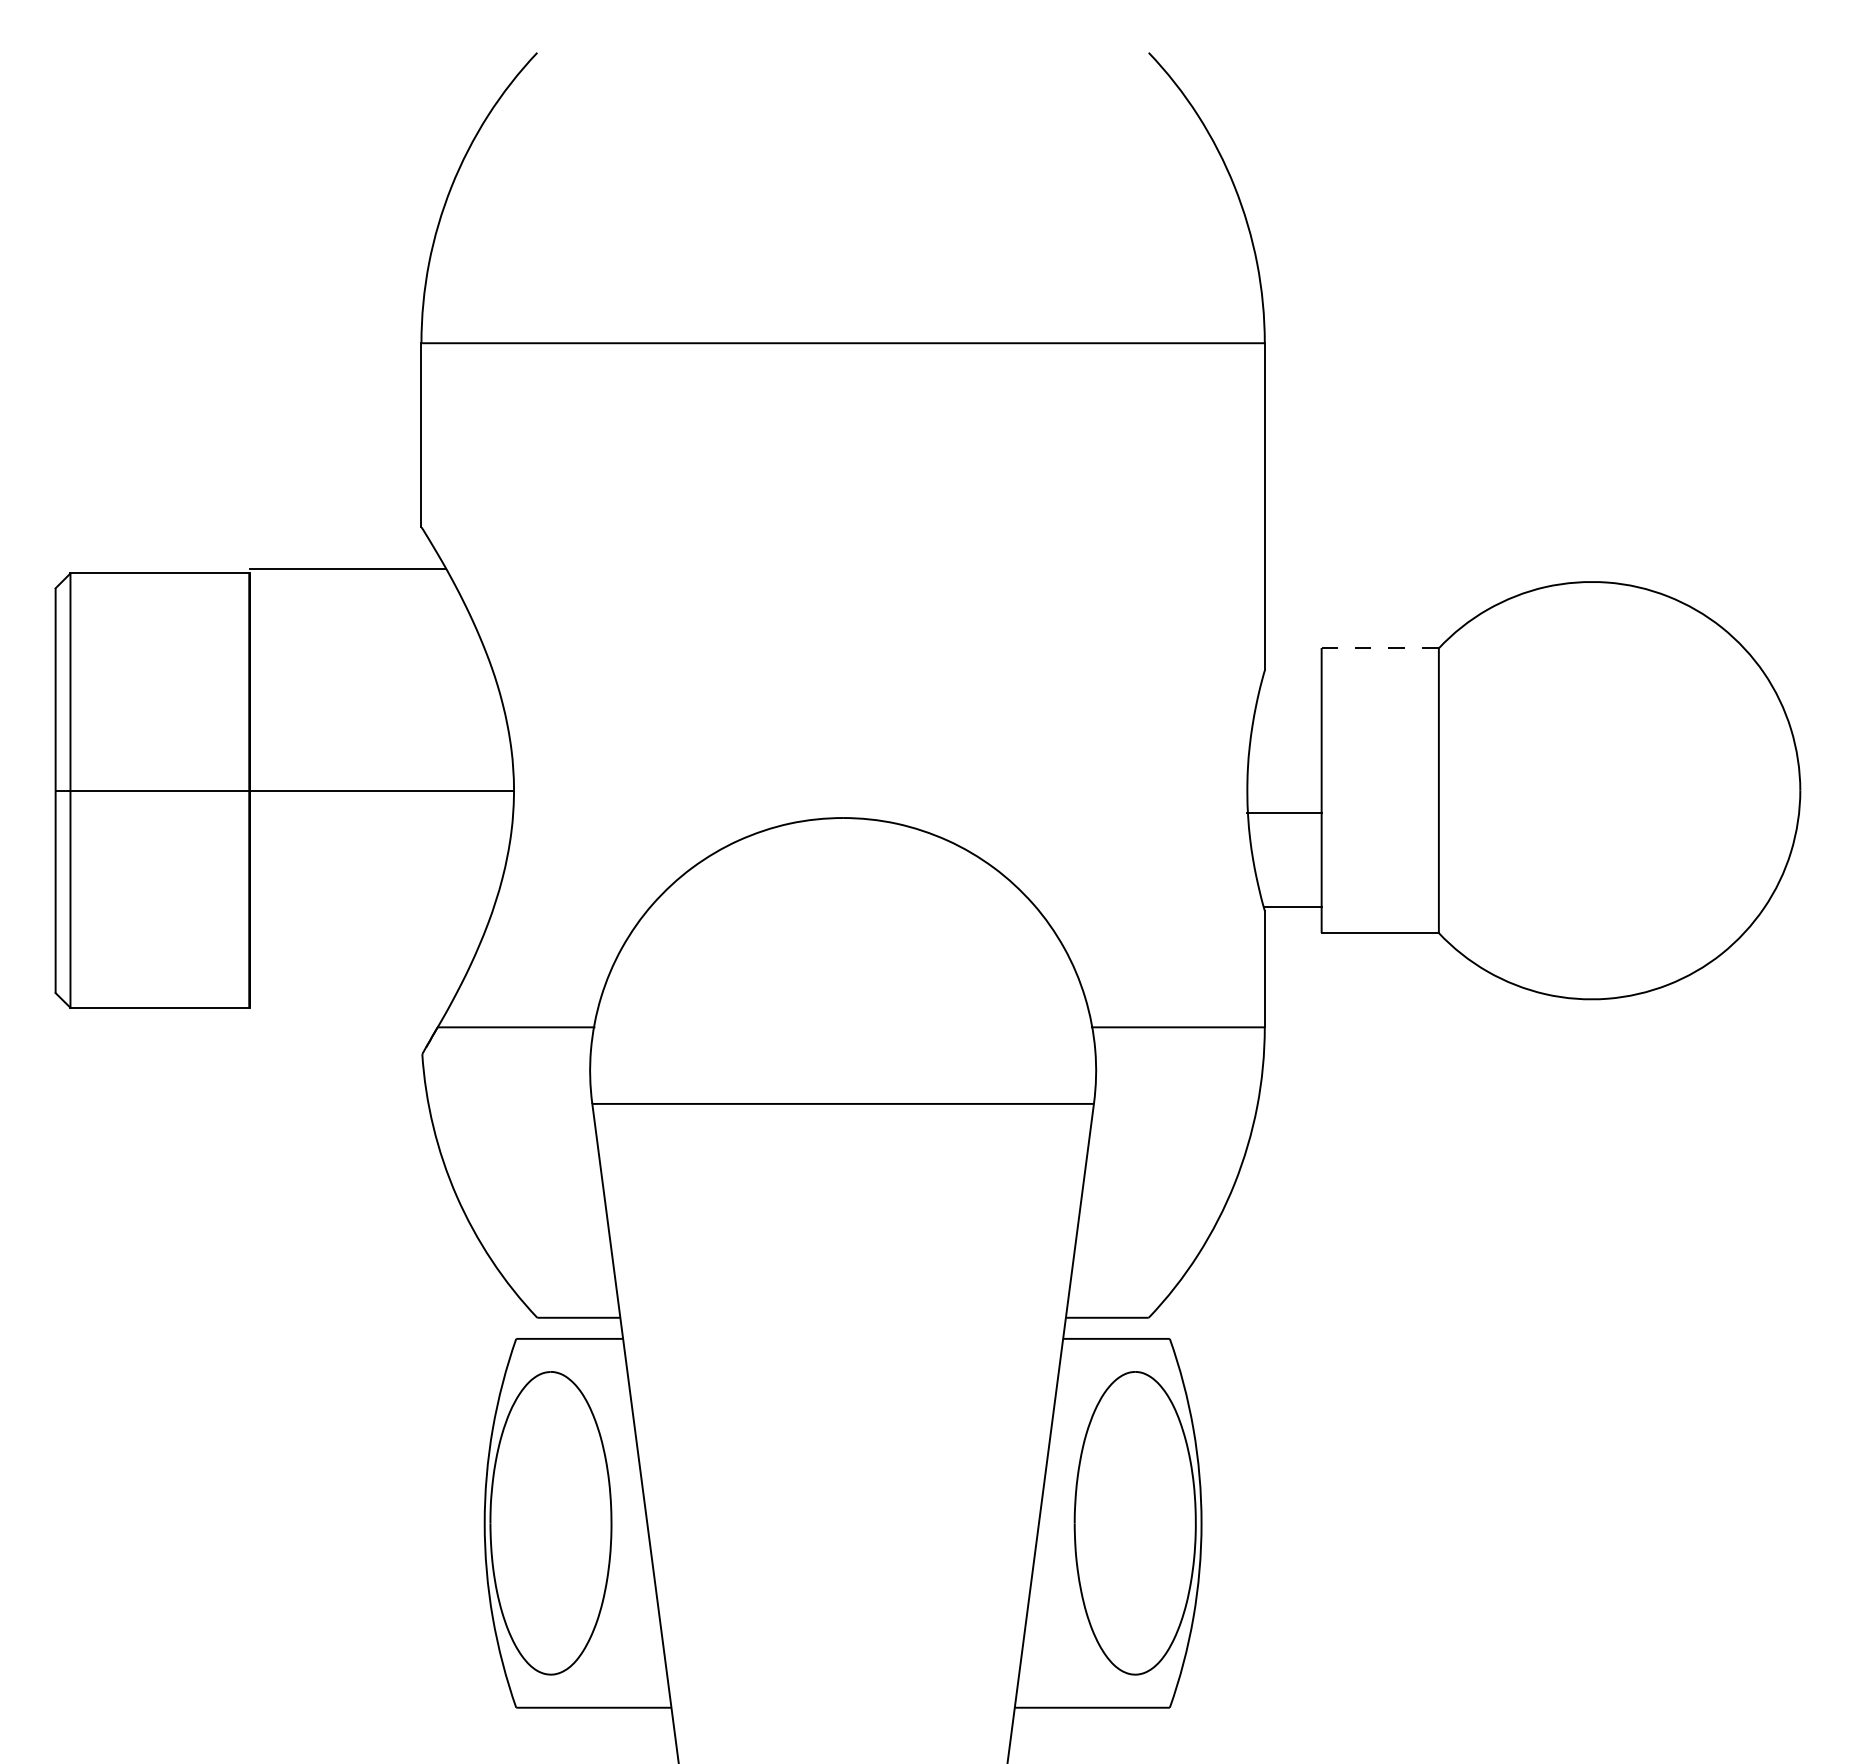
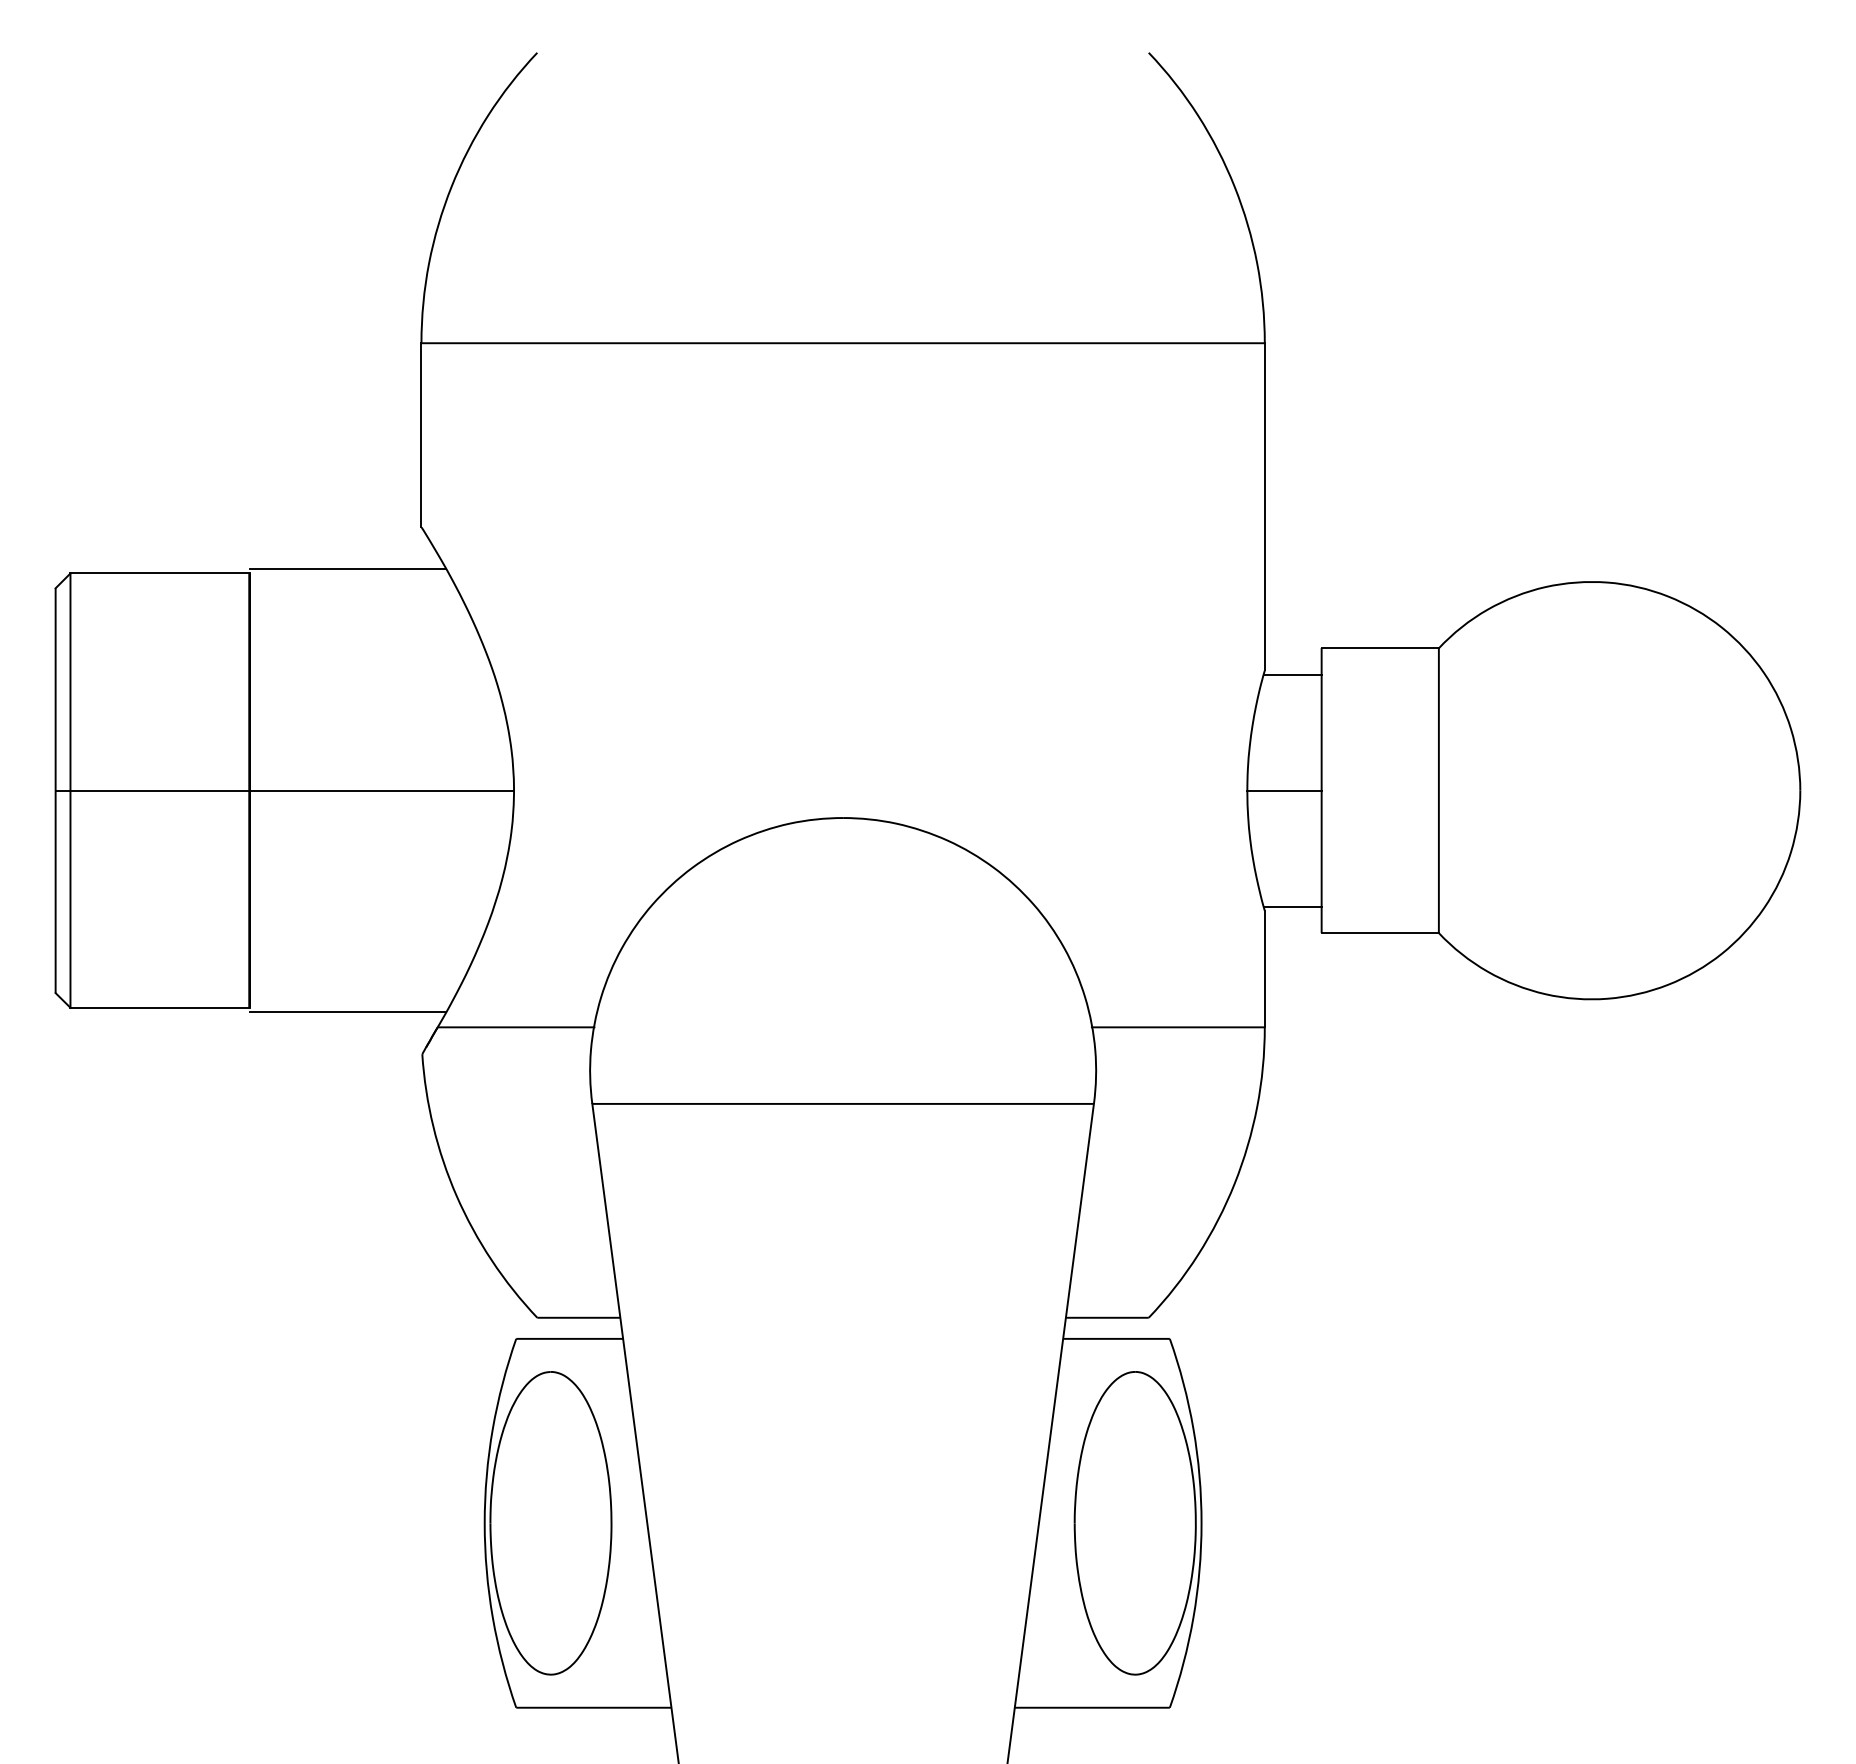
line: dashed -> solid (1380, 648)
line: none -> present (1292, 674)
line position: (1284, 812) -> (1284, 790) (1284, 790)
line: none -> present (347, 1011)
